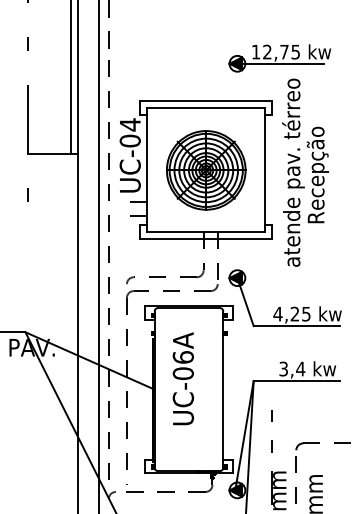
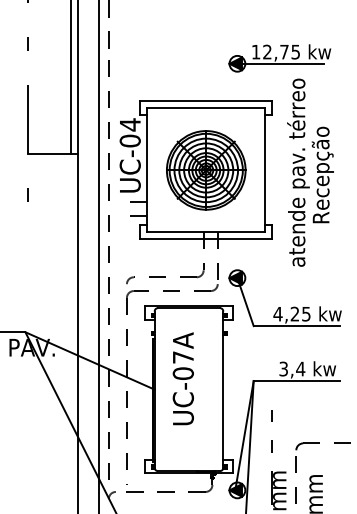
text position: (305, 172) -> (310, 172) (310, 172)
text: UC-06A -> UC-07A (182, 357)
